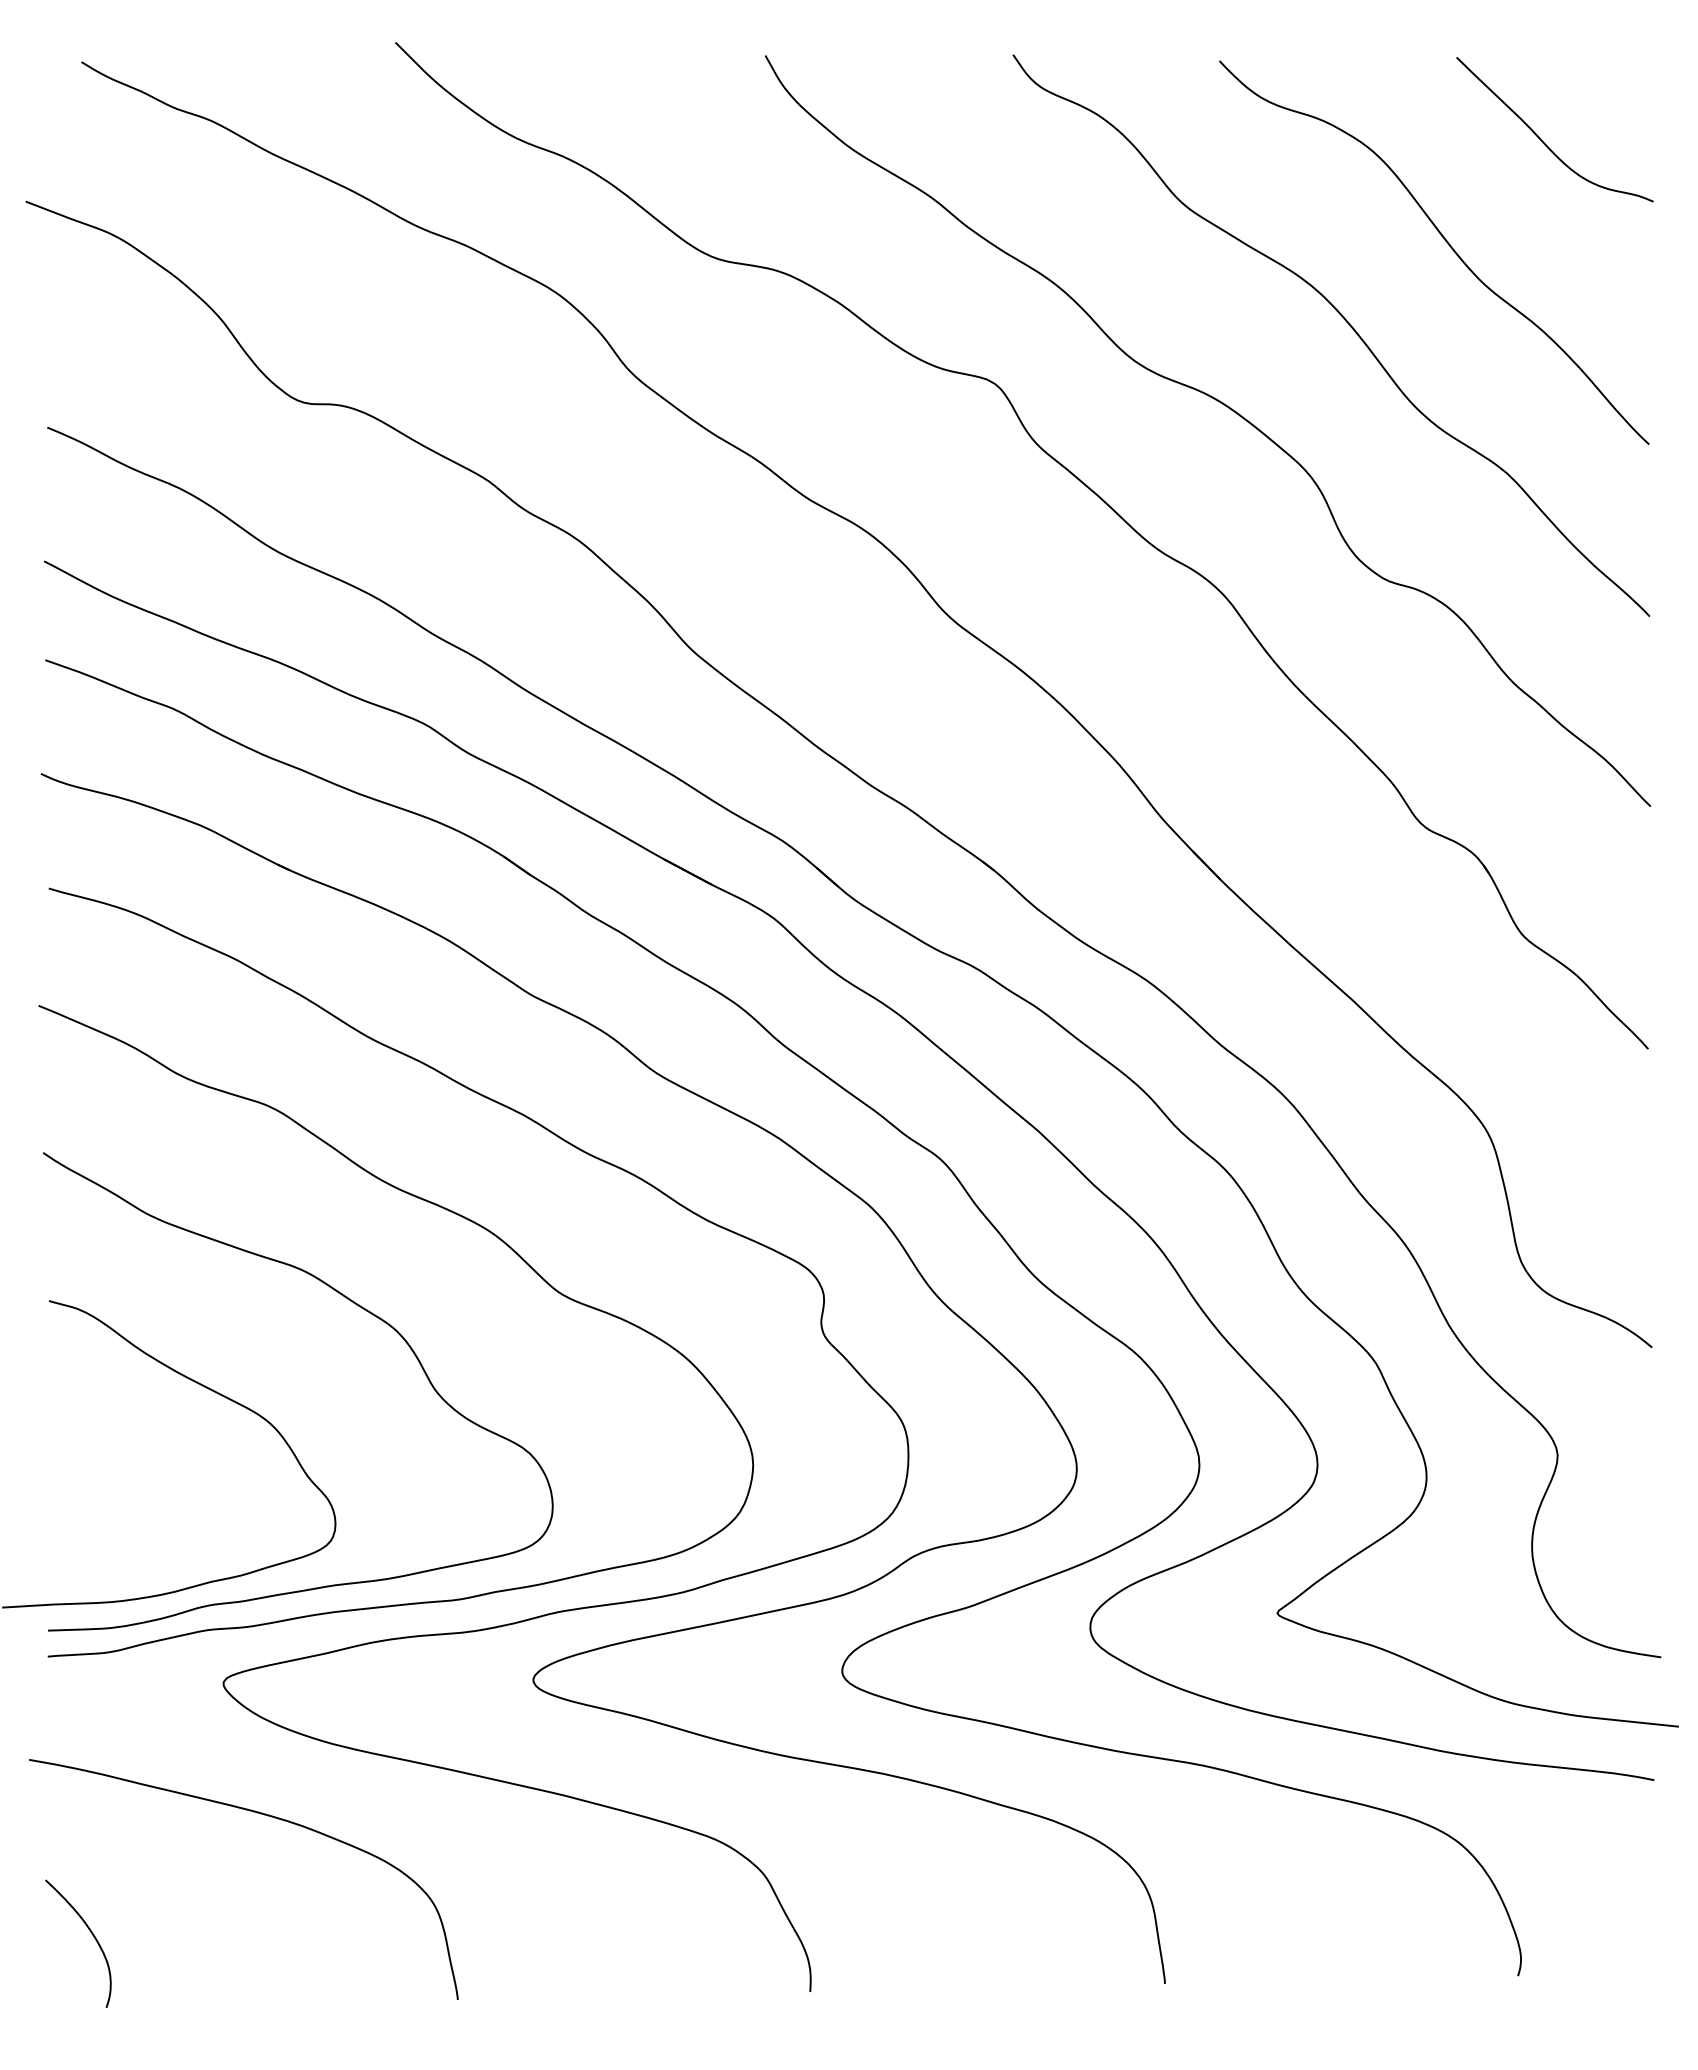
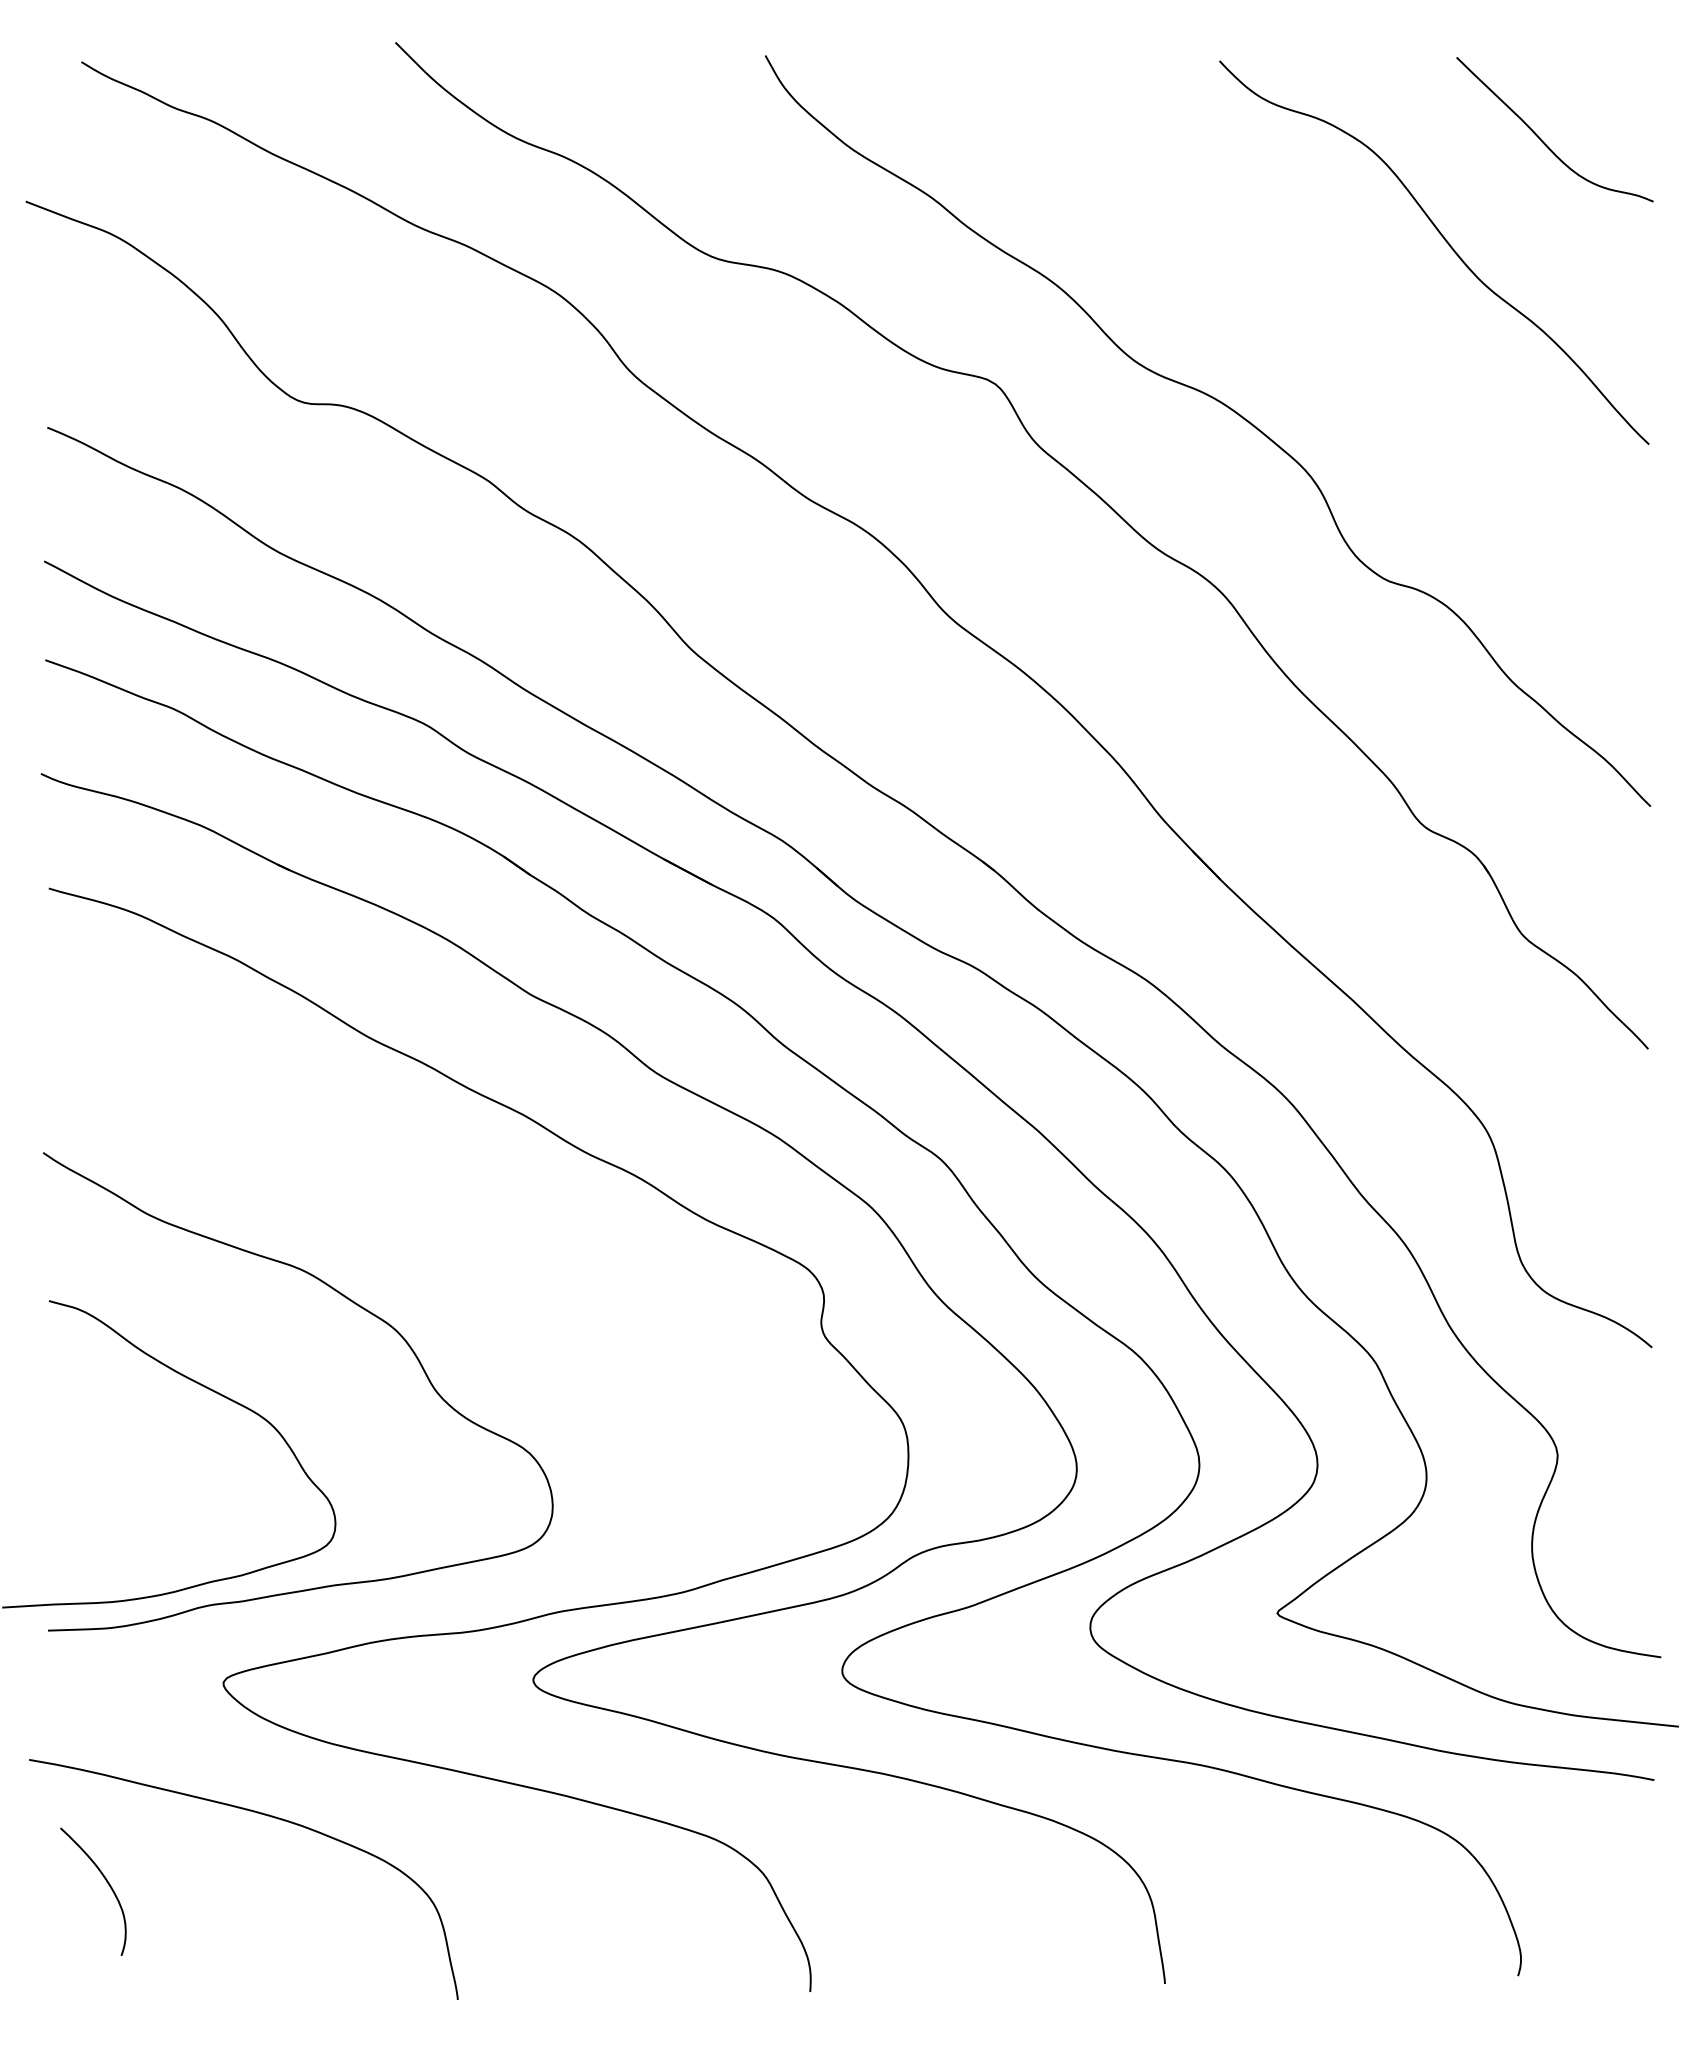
curve: present -> none (1345, 321)
curve: present -> none (448, 1211)
curve position: (91, 1934) -> (106, 1882) (106, 1882)
